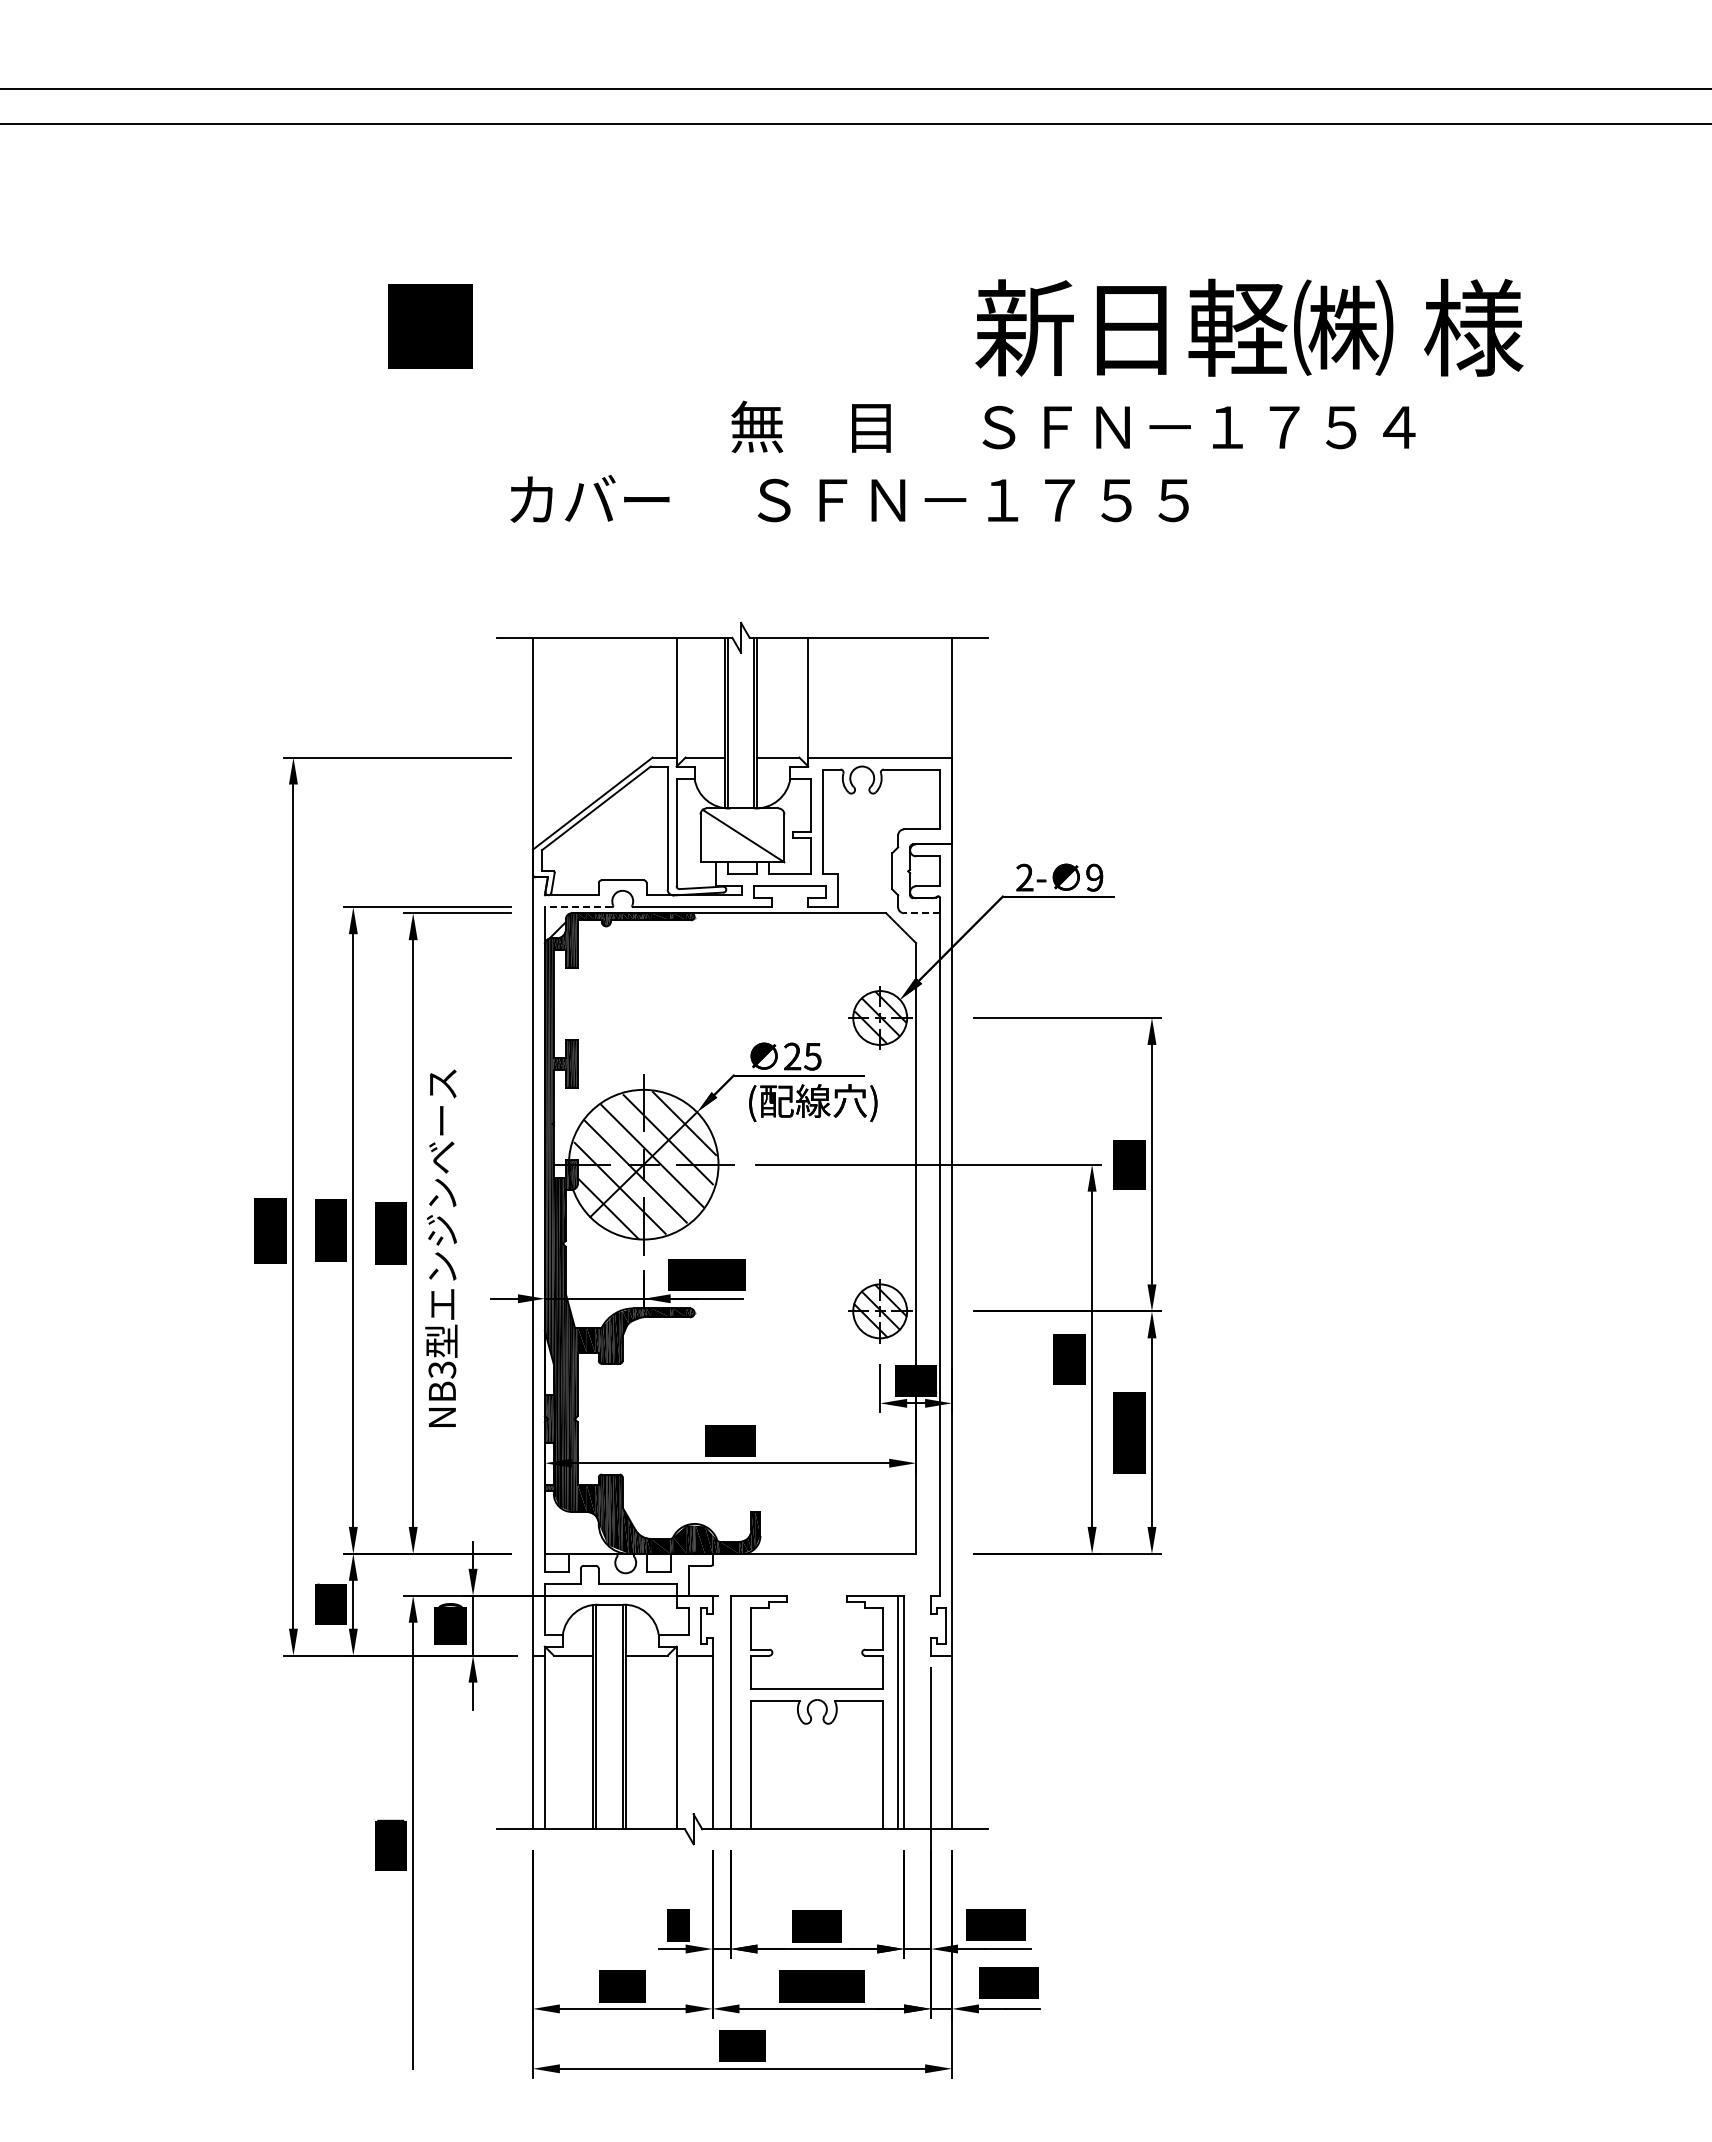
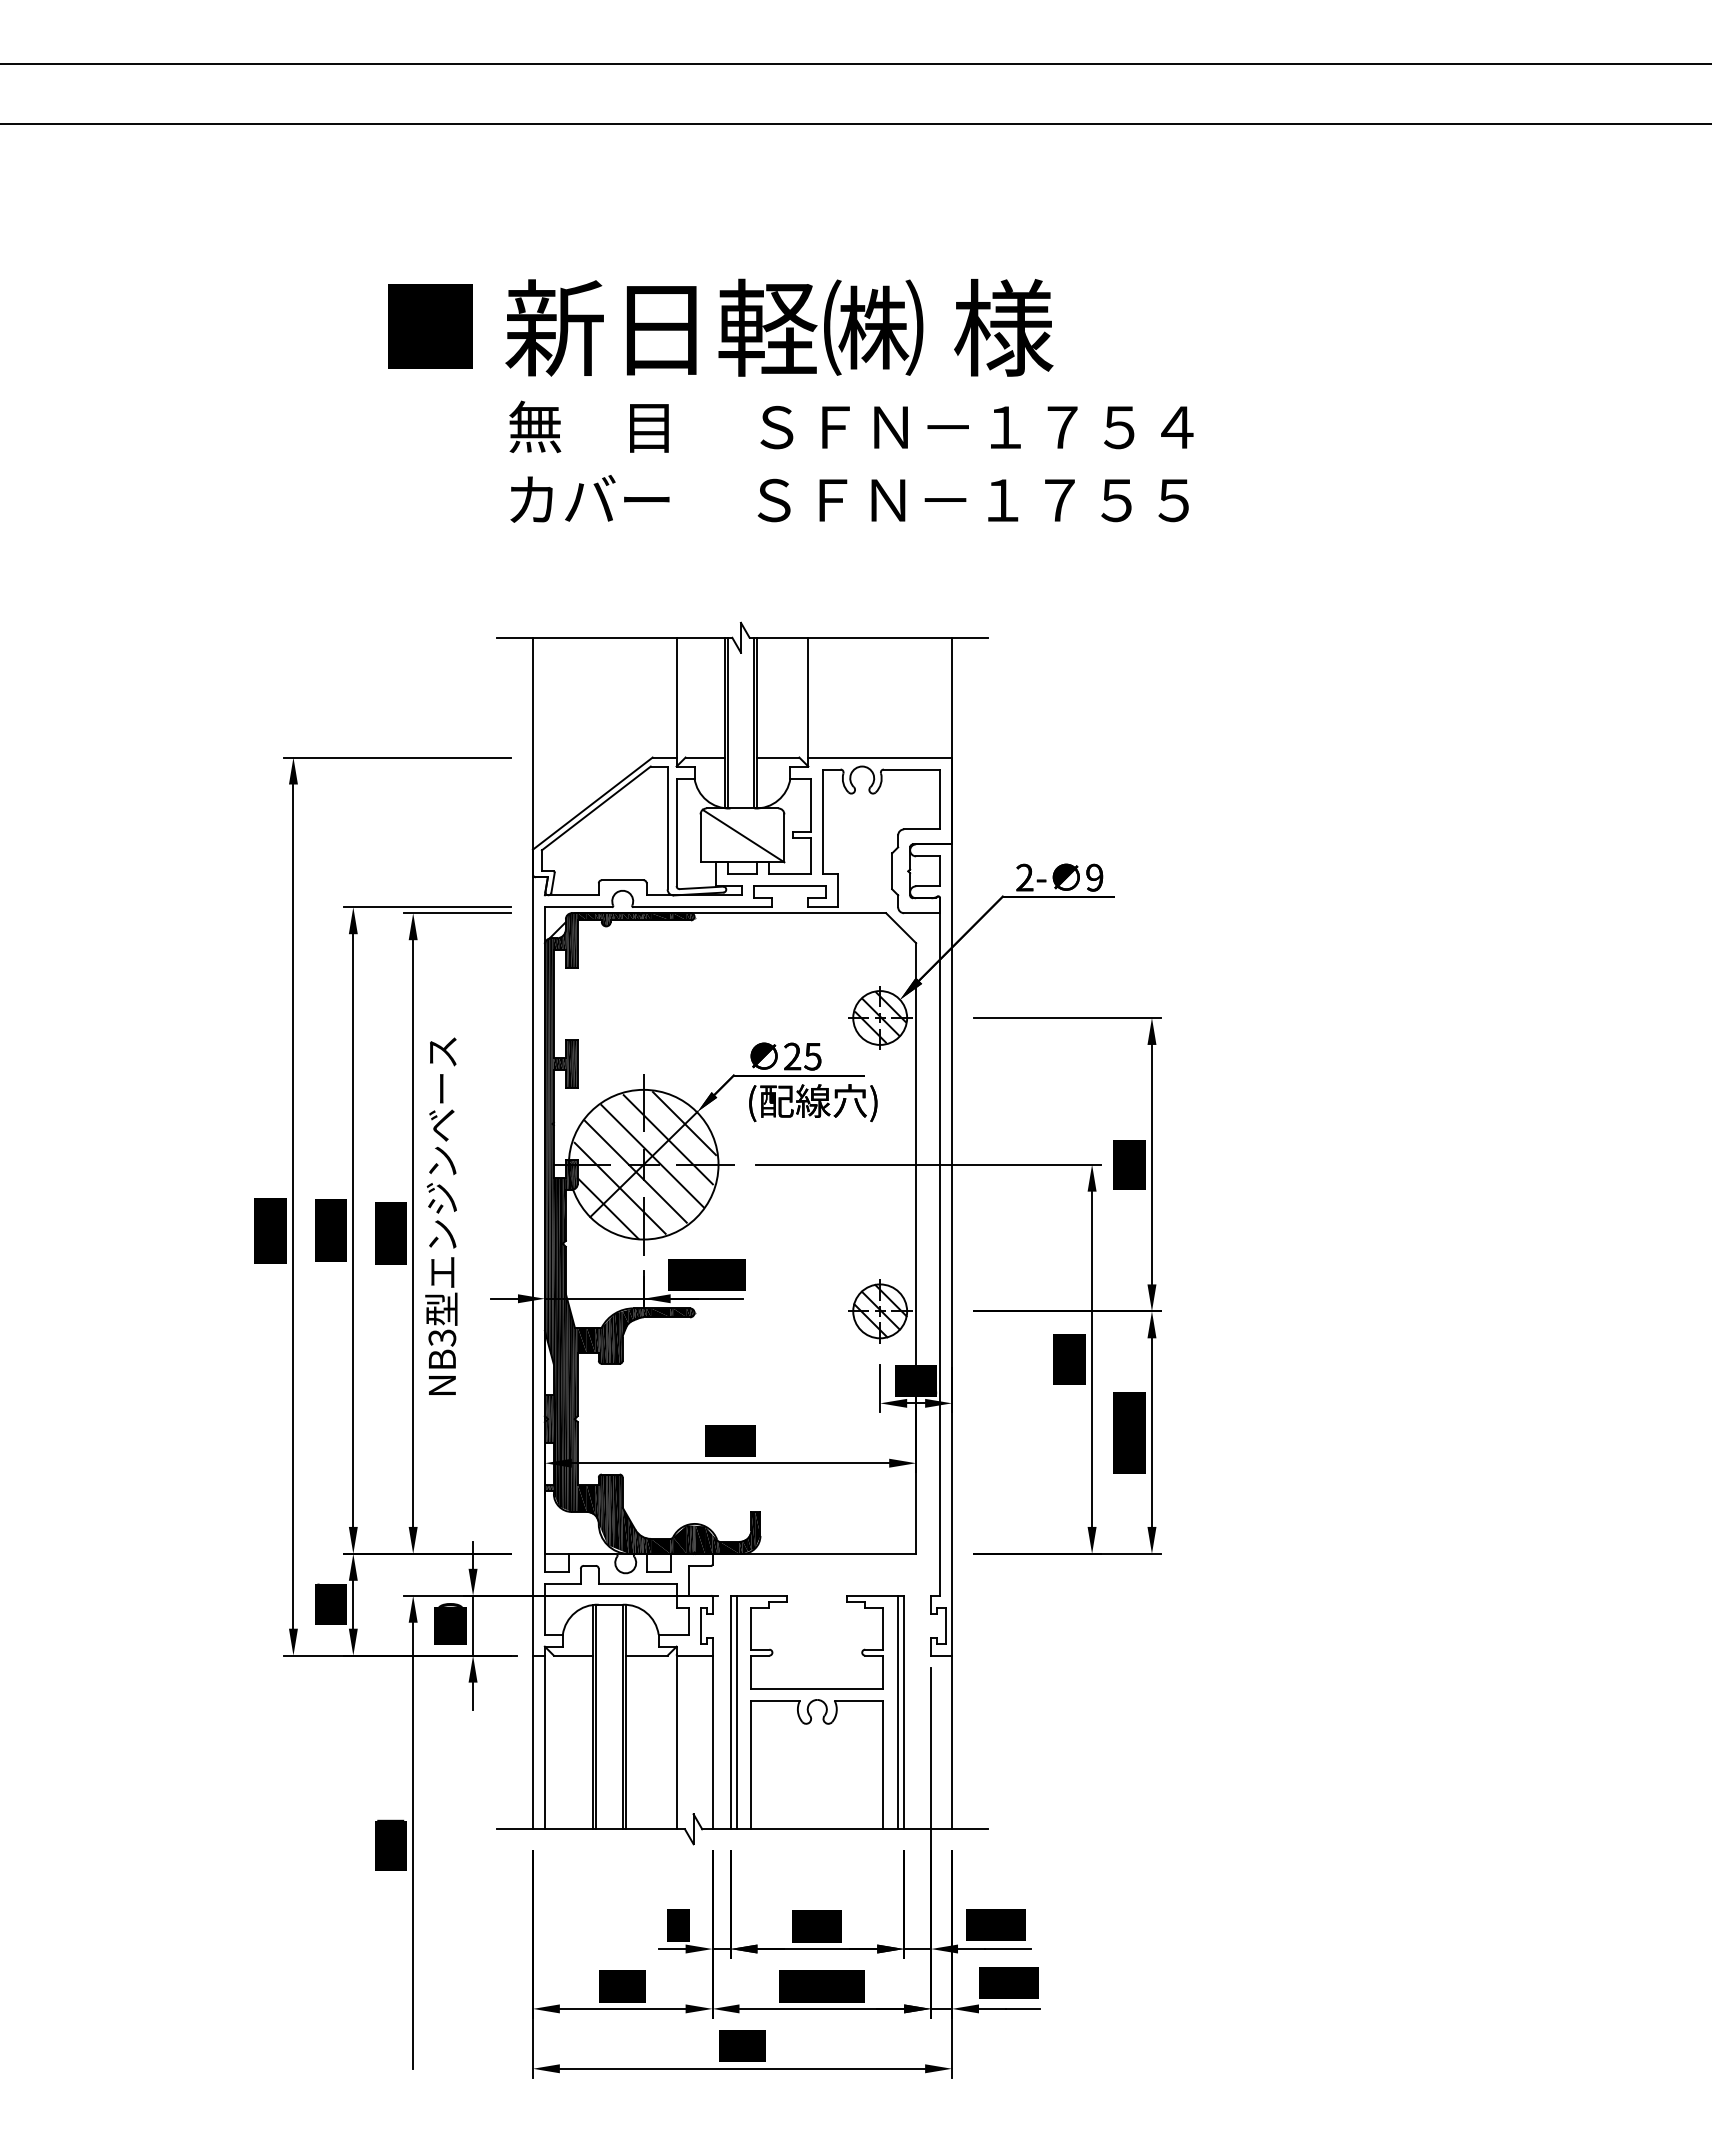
line position: (855, 89) -> (855, 64) (855, 64)
text position: (1249, 327) -> (779, 327) (779, 327)
text position: (1073, 426) -> (851, 426) (851, 426)
line: dashed -> solid (578, 907)
line: dashed -> solid (922, 913)
text position: (441, 1247) -> (441, 1215) (441, 1215)
line: none -> present (736, 1712)
